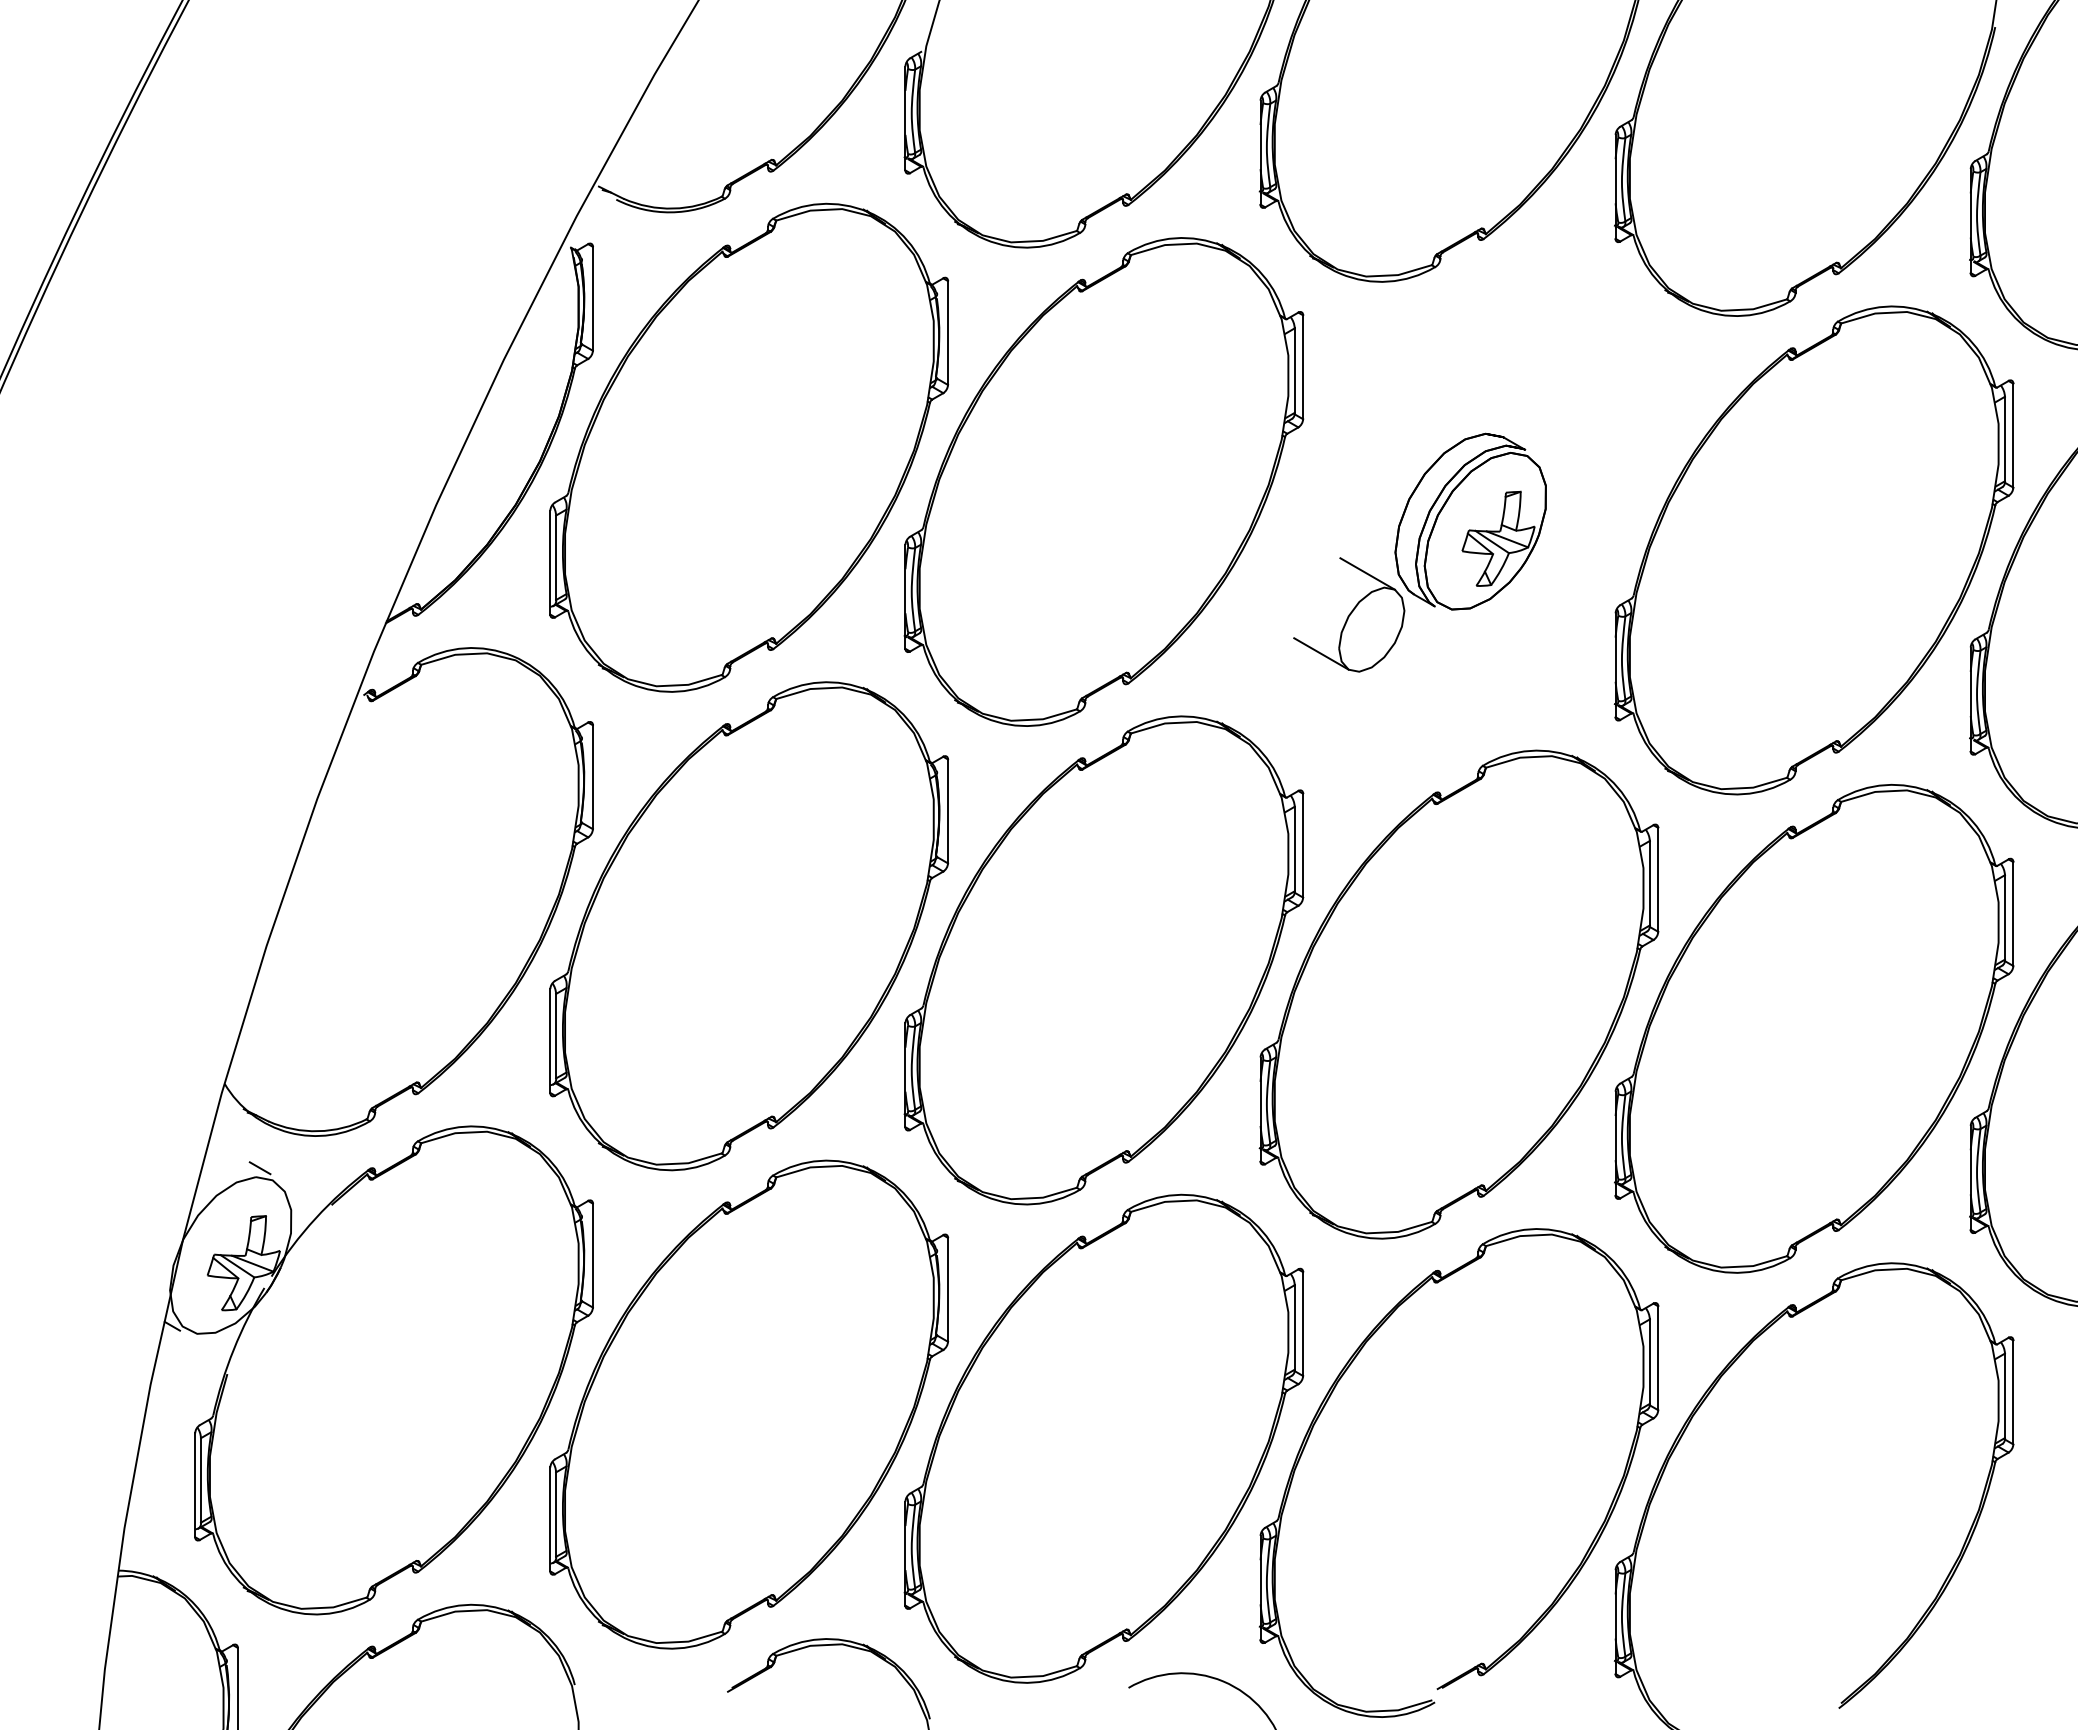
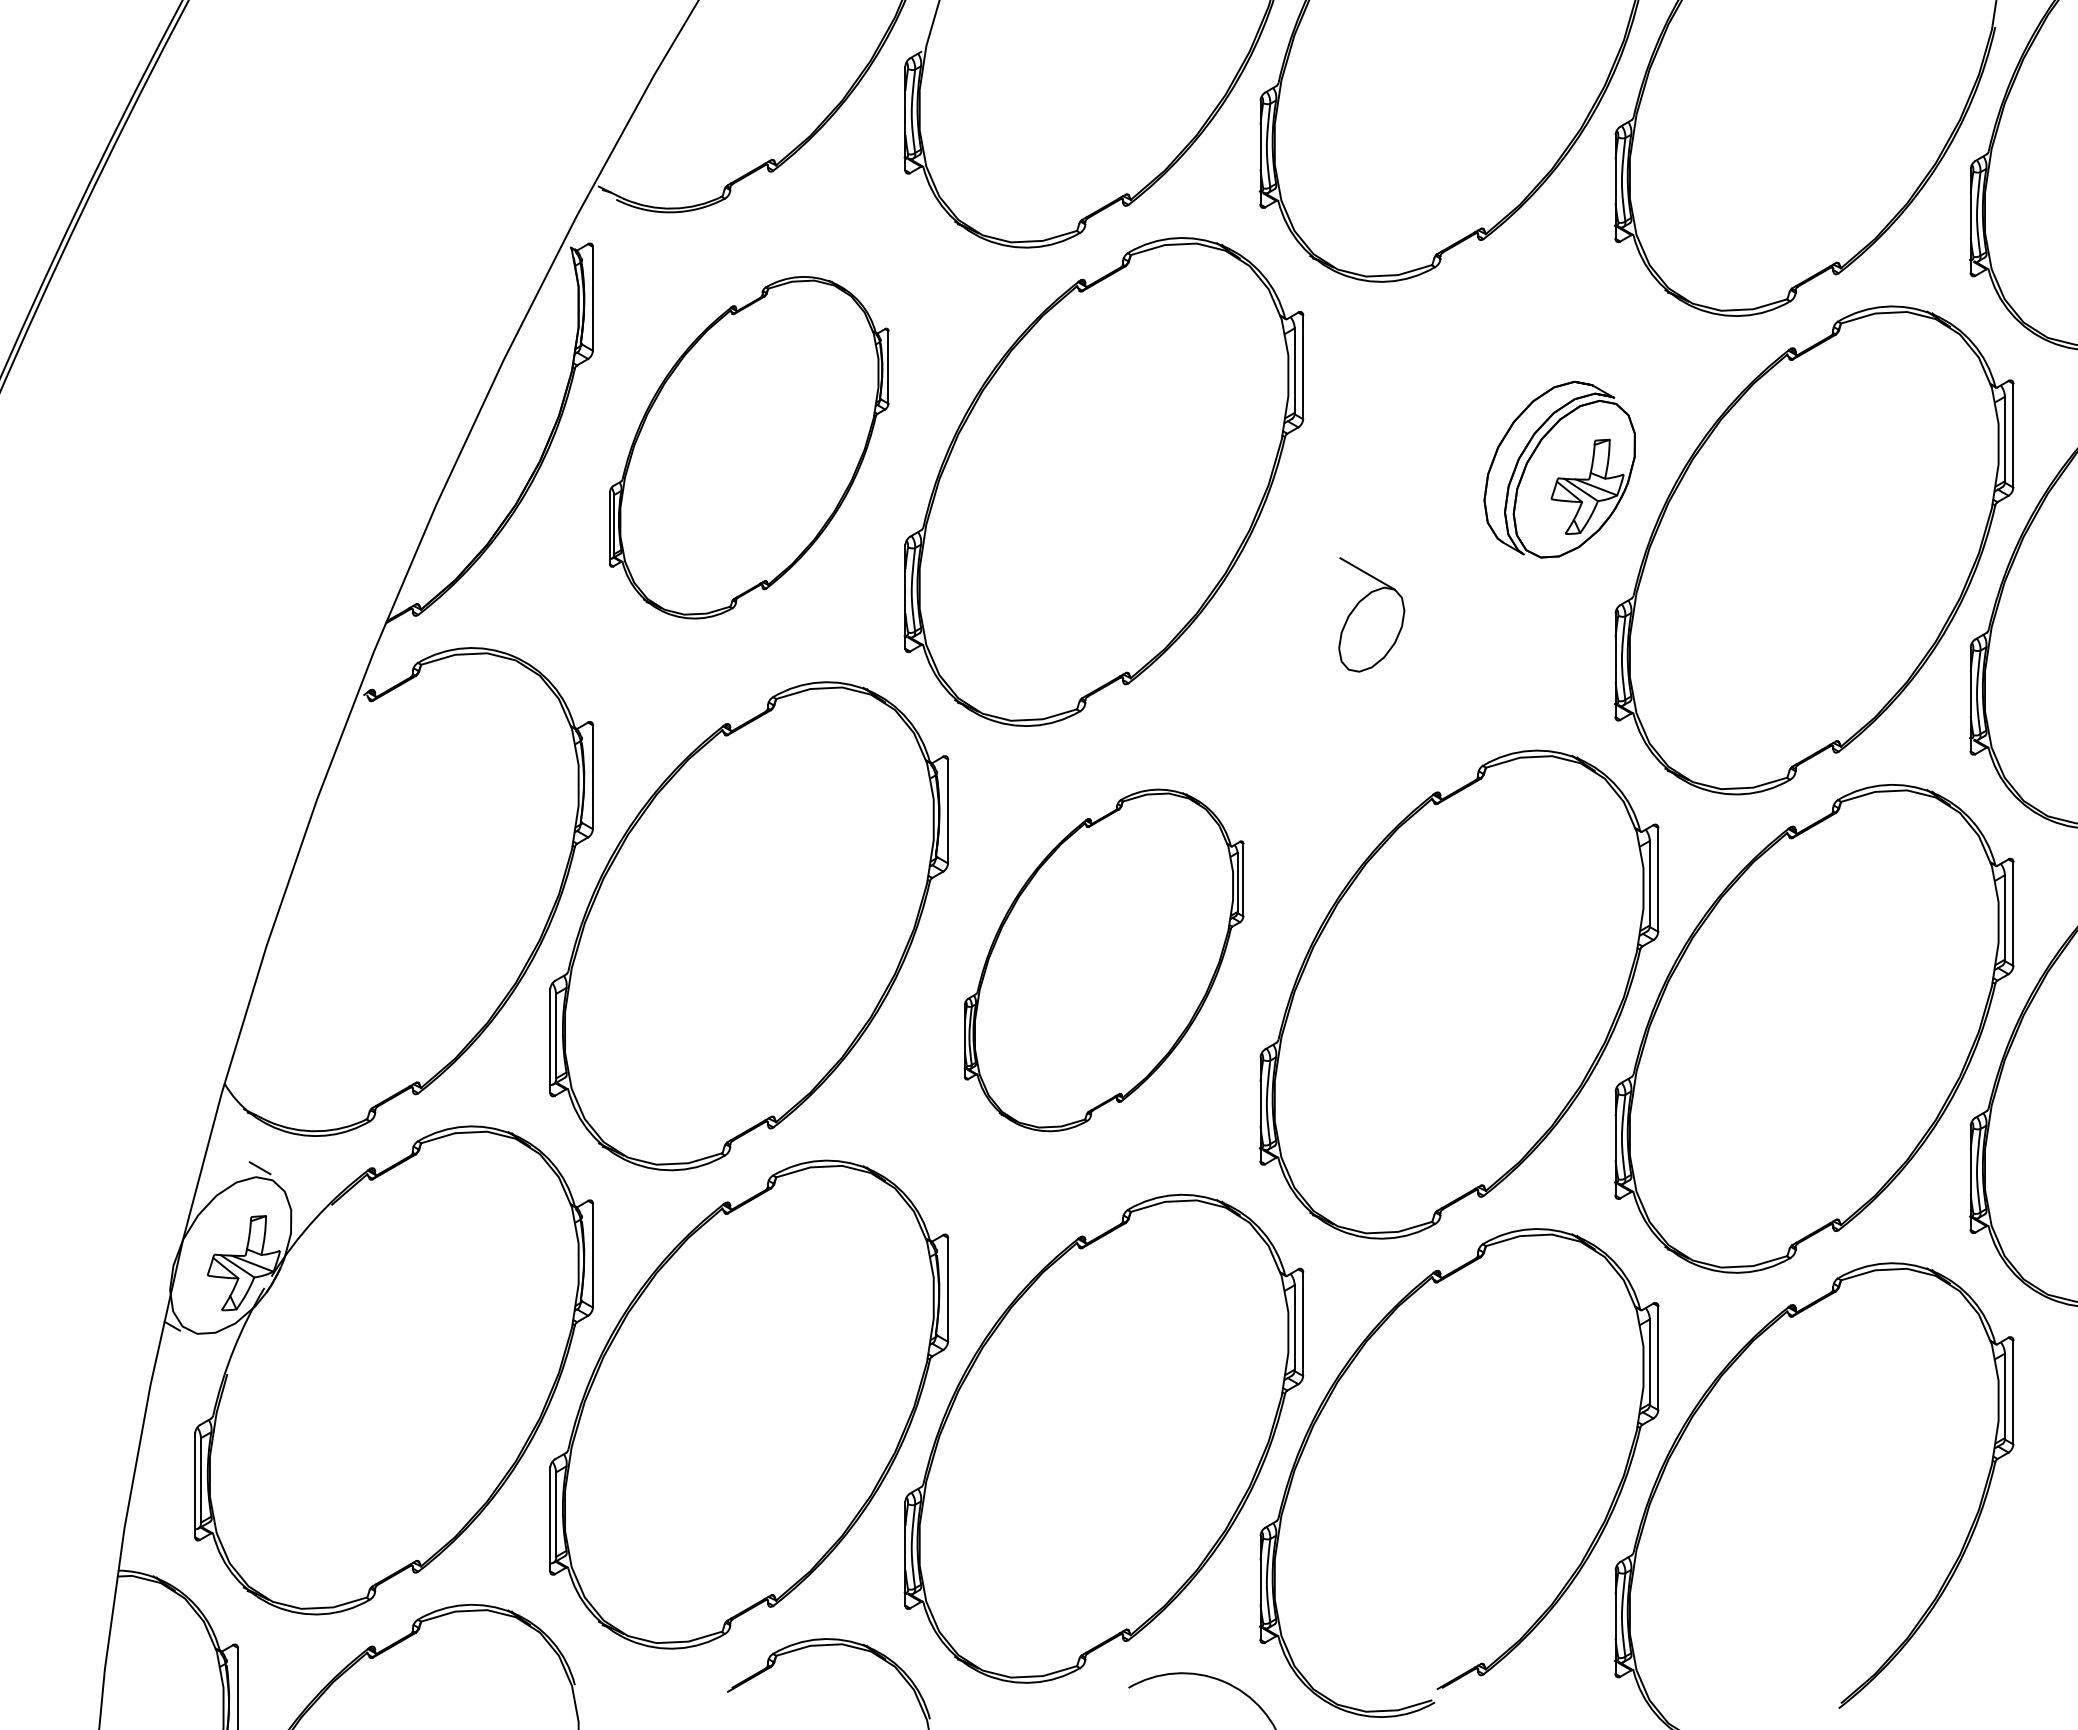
part size: 401x491 px -> 281x344 px (749, 447)
part position: (1470, 521) -> (1559, 469) (1559, 469)
line: present -> none (1321, 653)
part size: 402x491 px -> 282x345 px (1103, 960)
